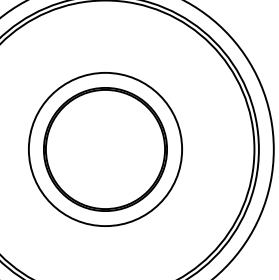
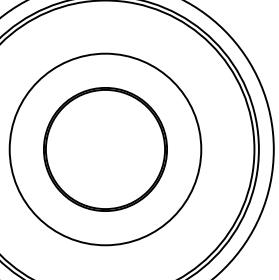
circle diameter: 153 px -> 192 px (105, 149)
